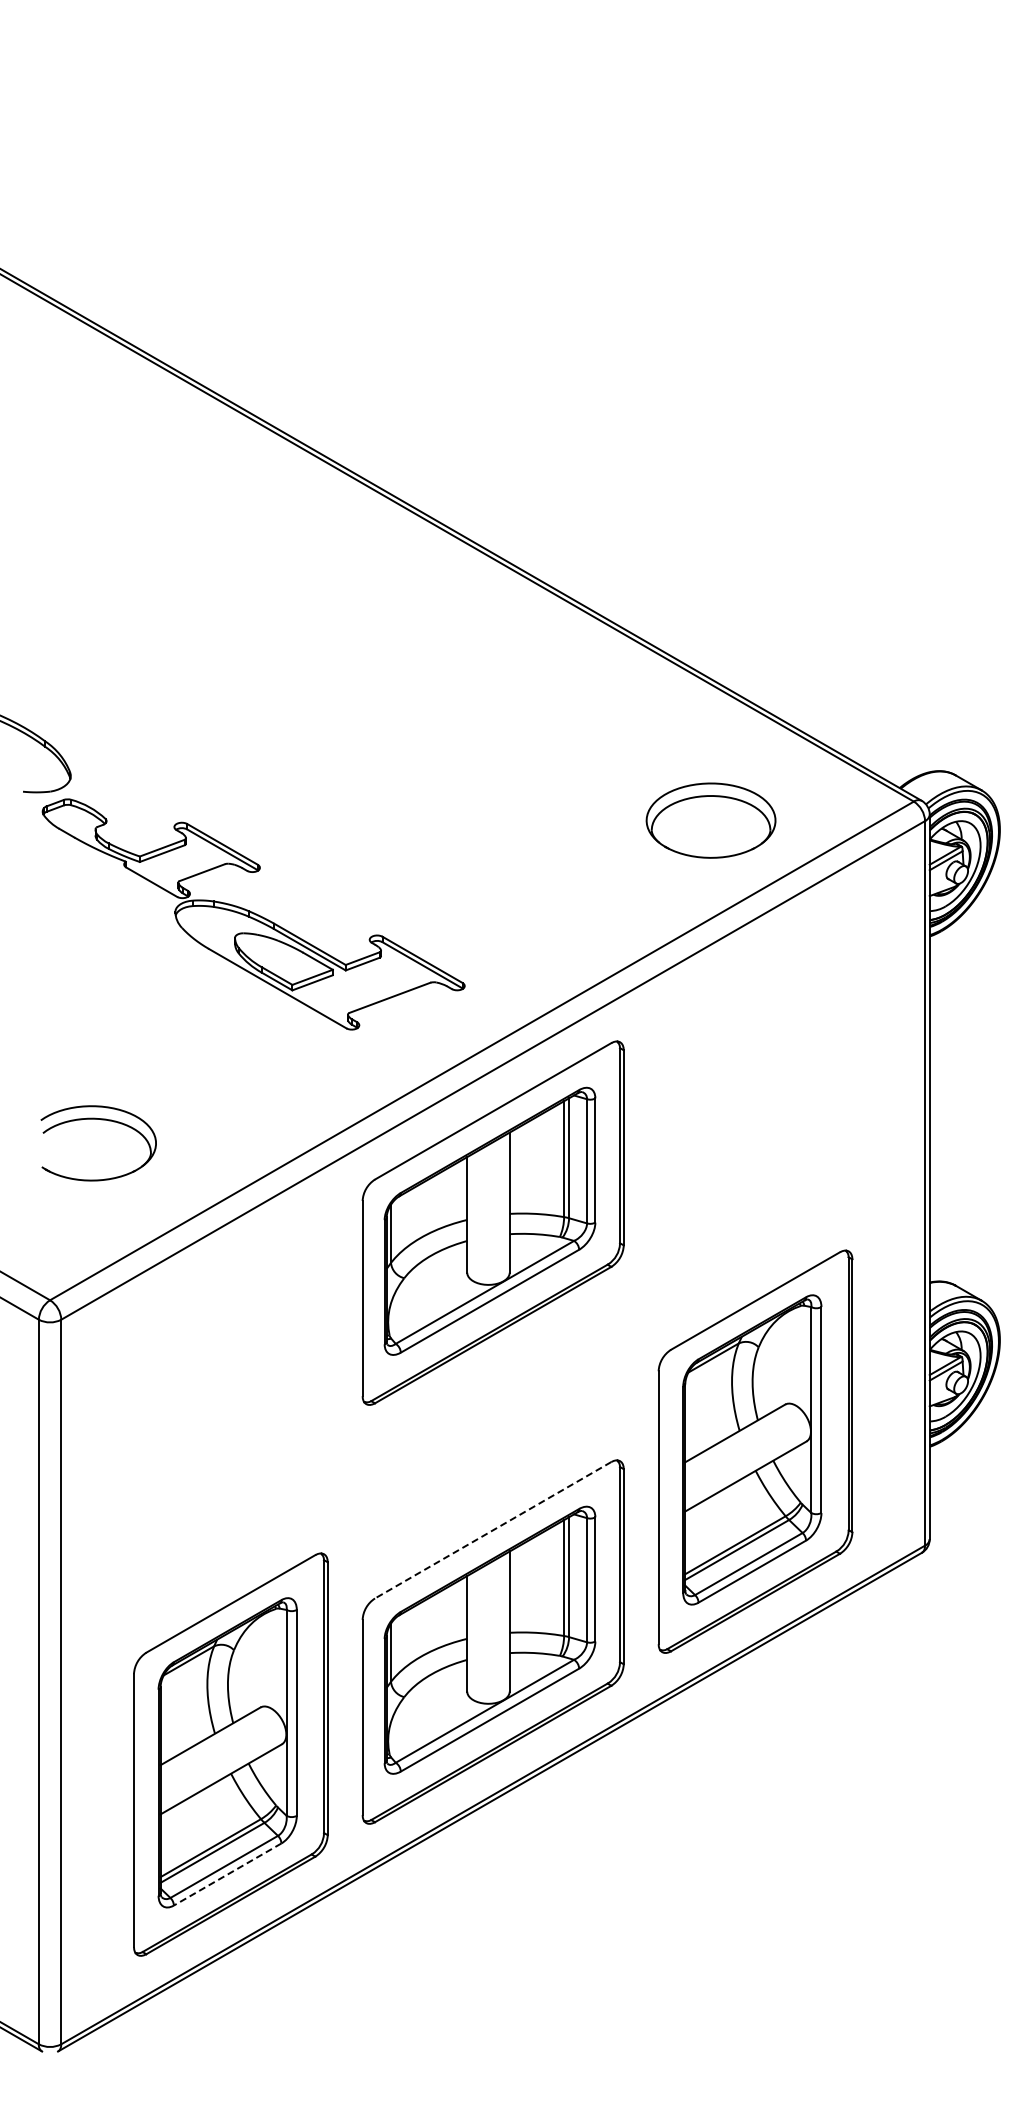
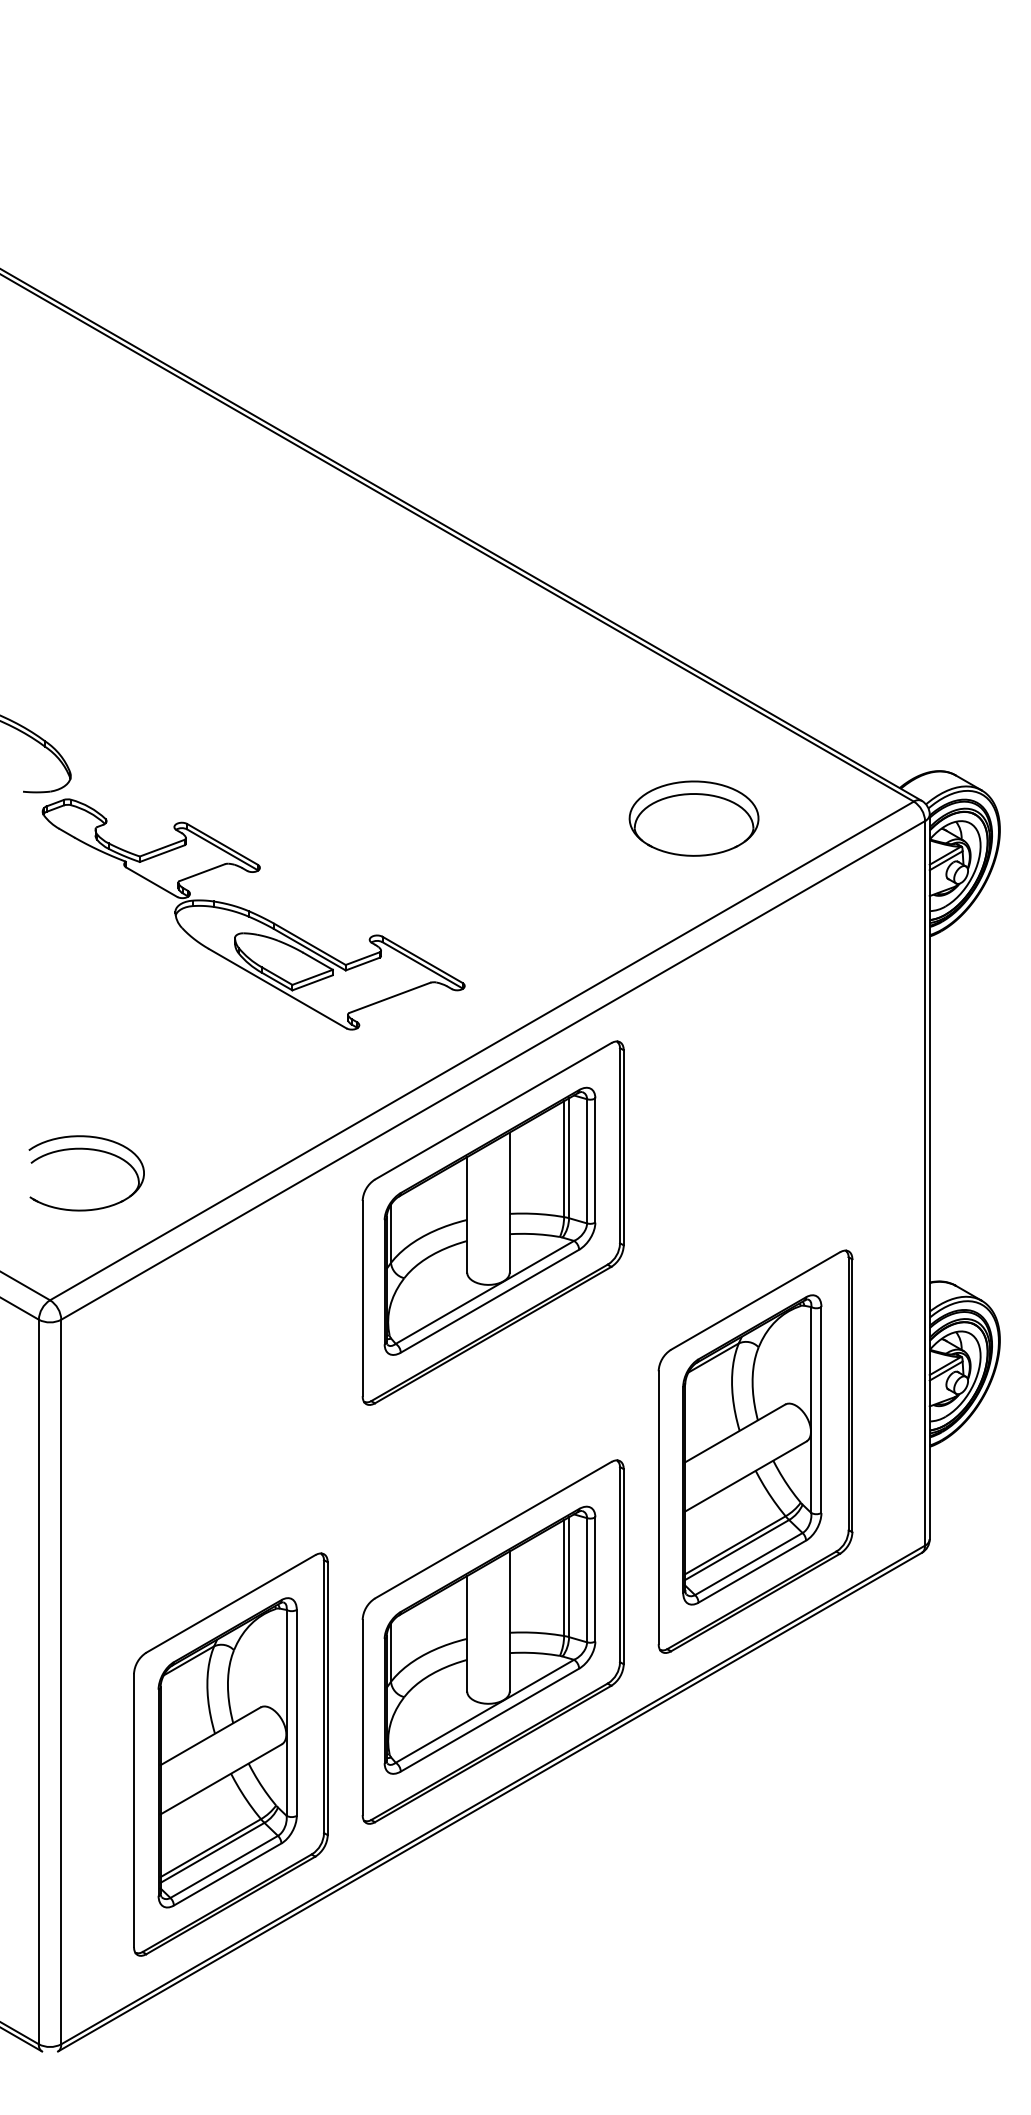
part position: (710, 820) -> (693, 818) (693, 818)
part position: (101, 1120) -> (89, 1150) (89, 1150)
line: dashed -> solid (492, 1530)
line: dashed -> solid (227, 1874)
